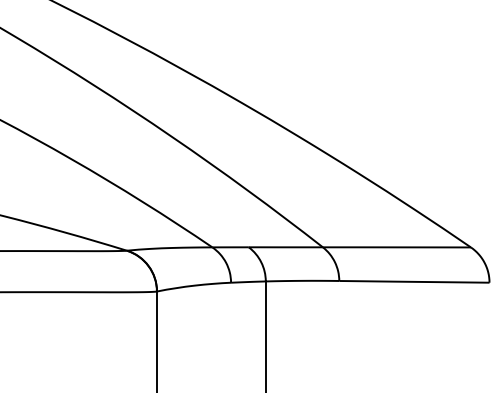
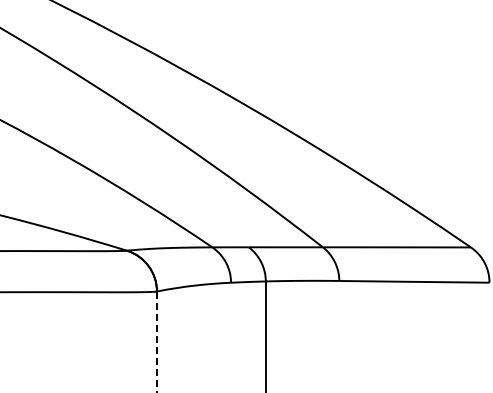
line: solid -> dashed (157, 342)
